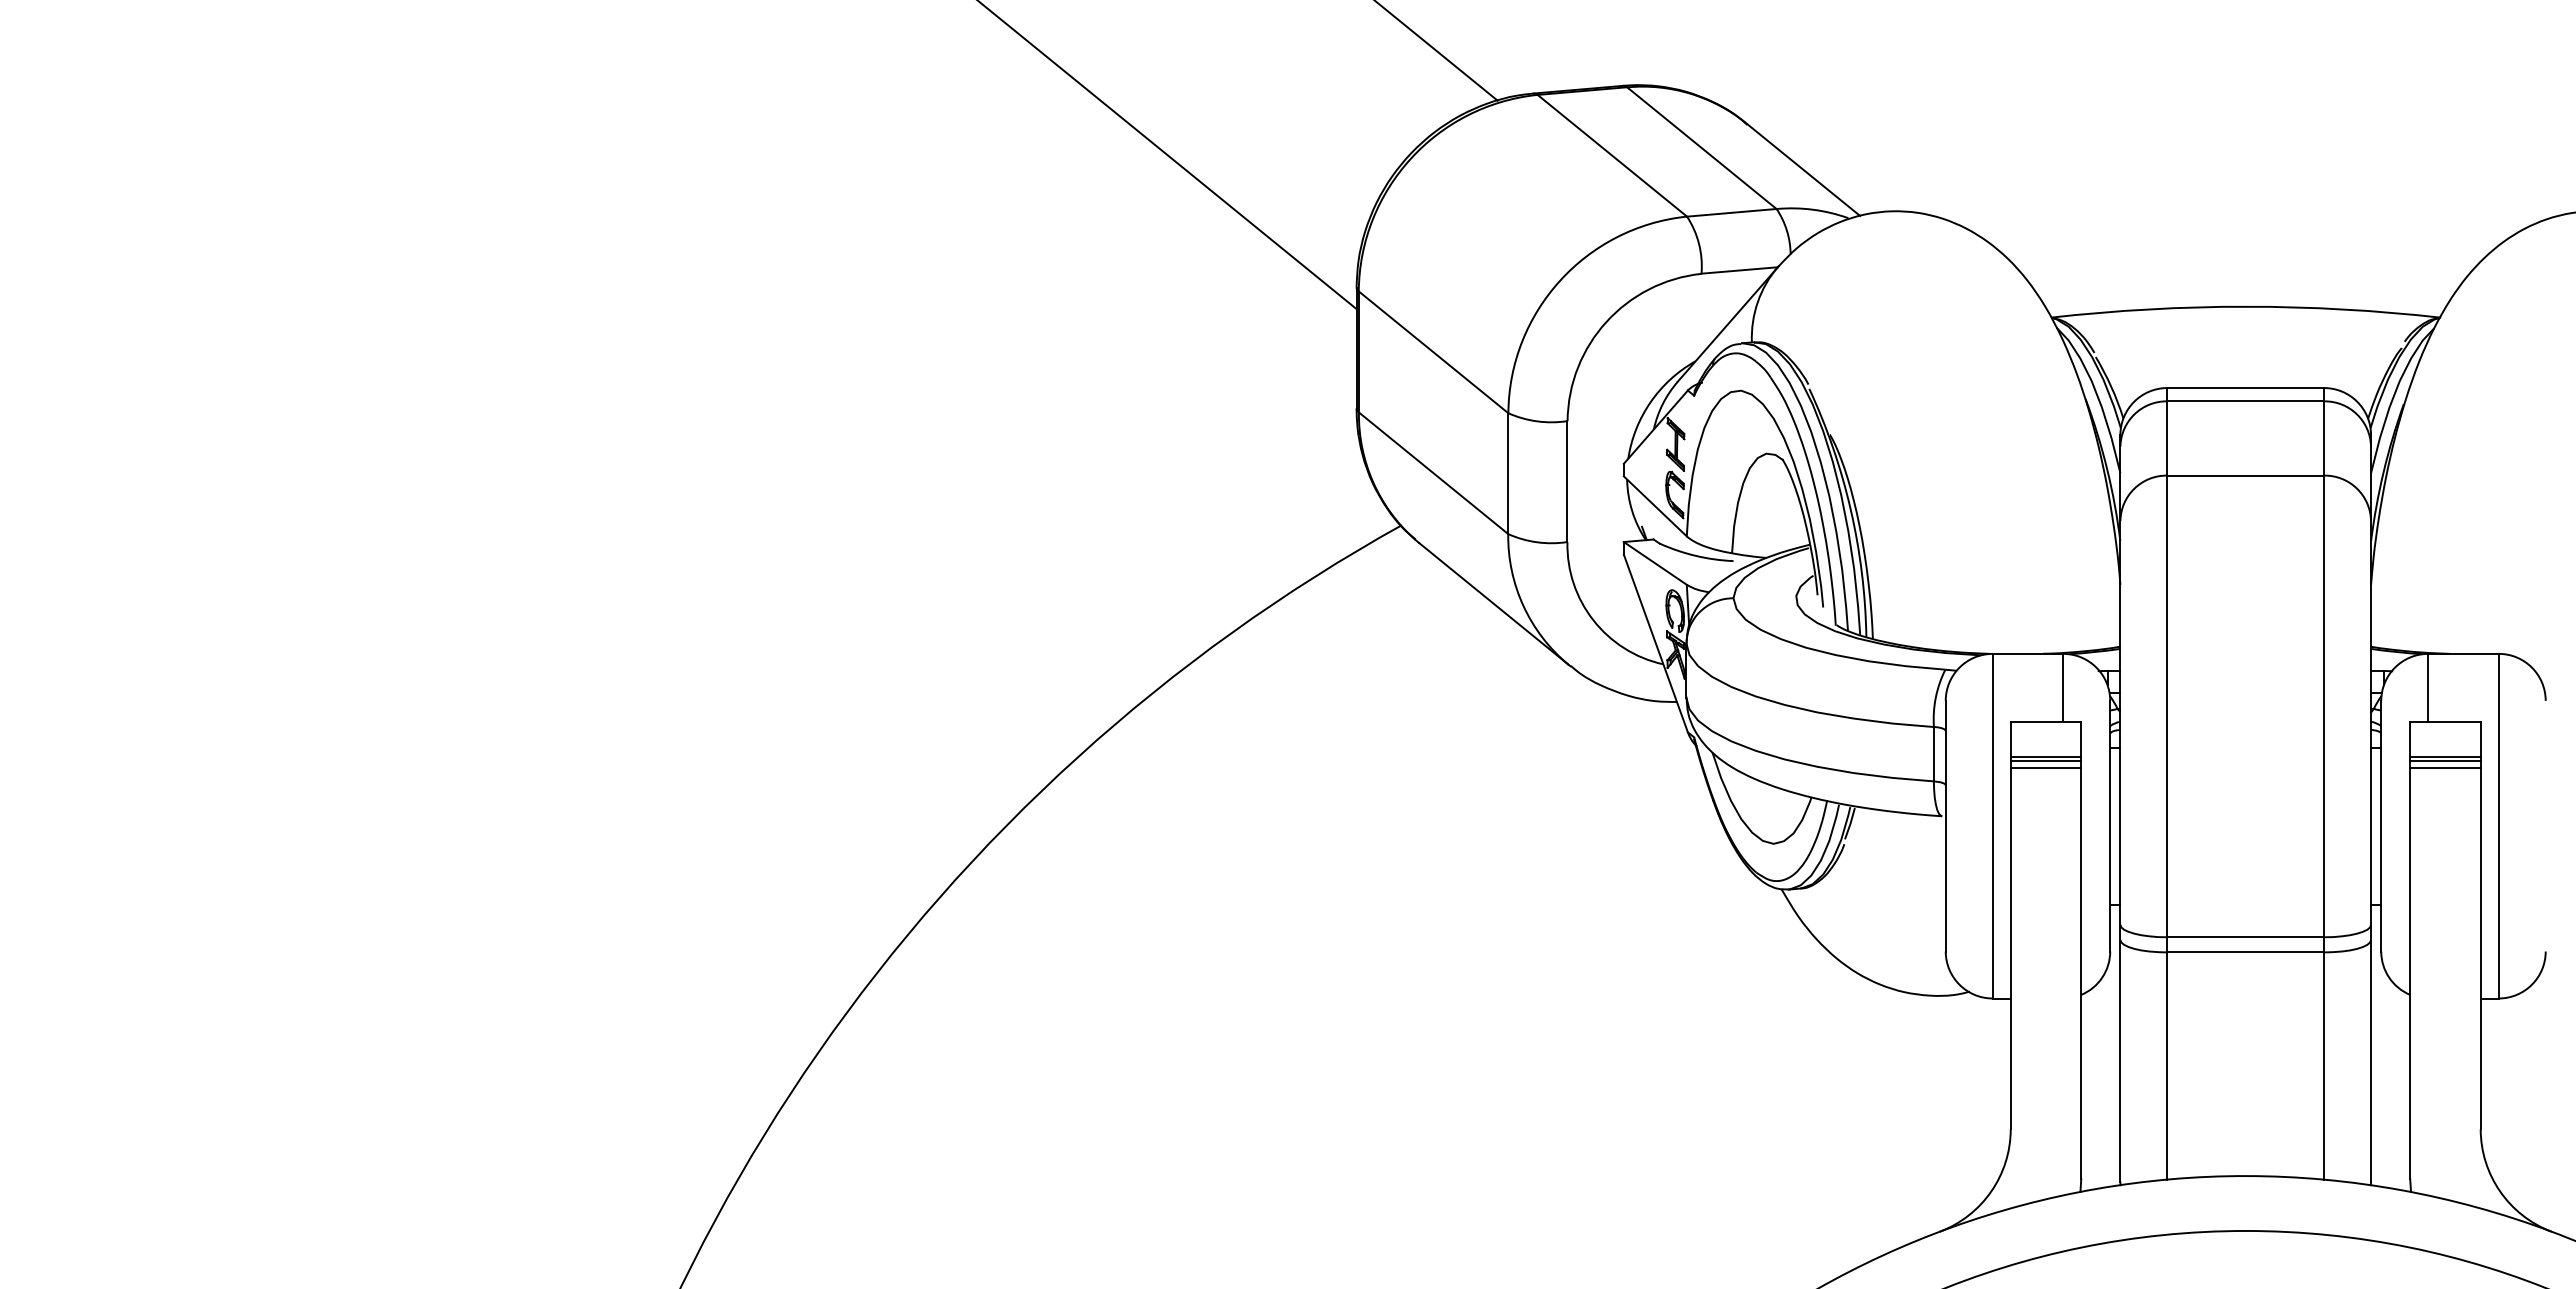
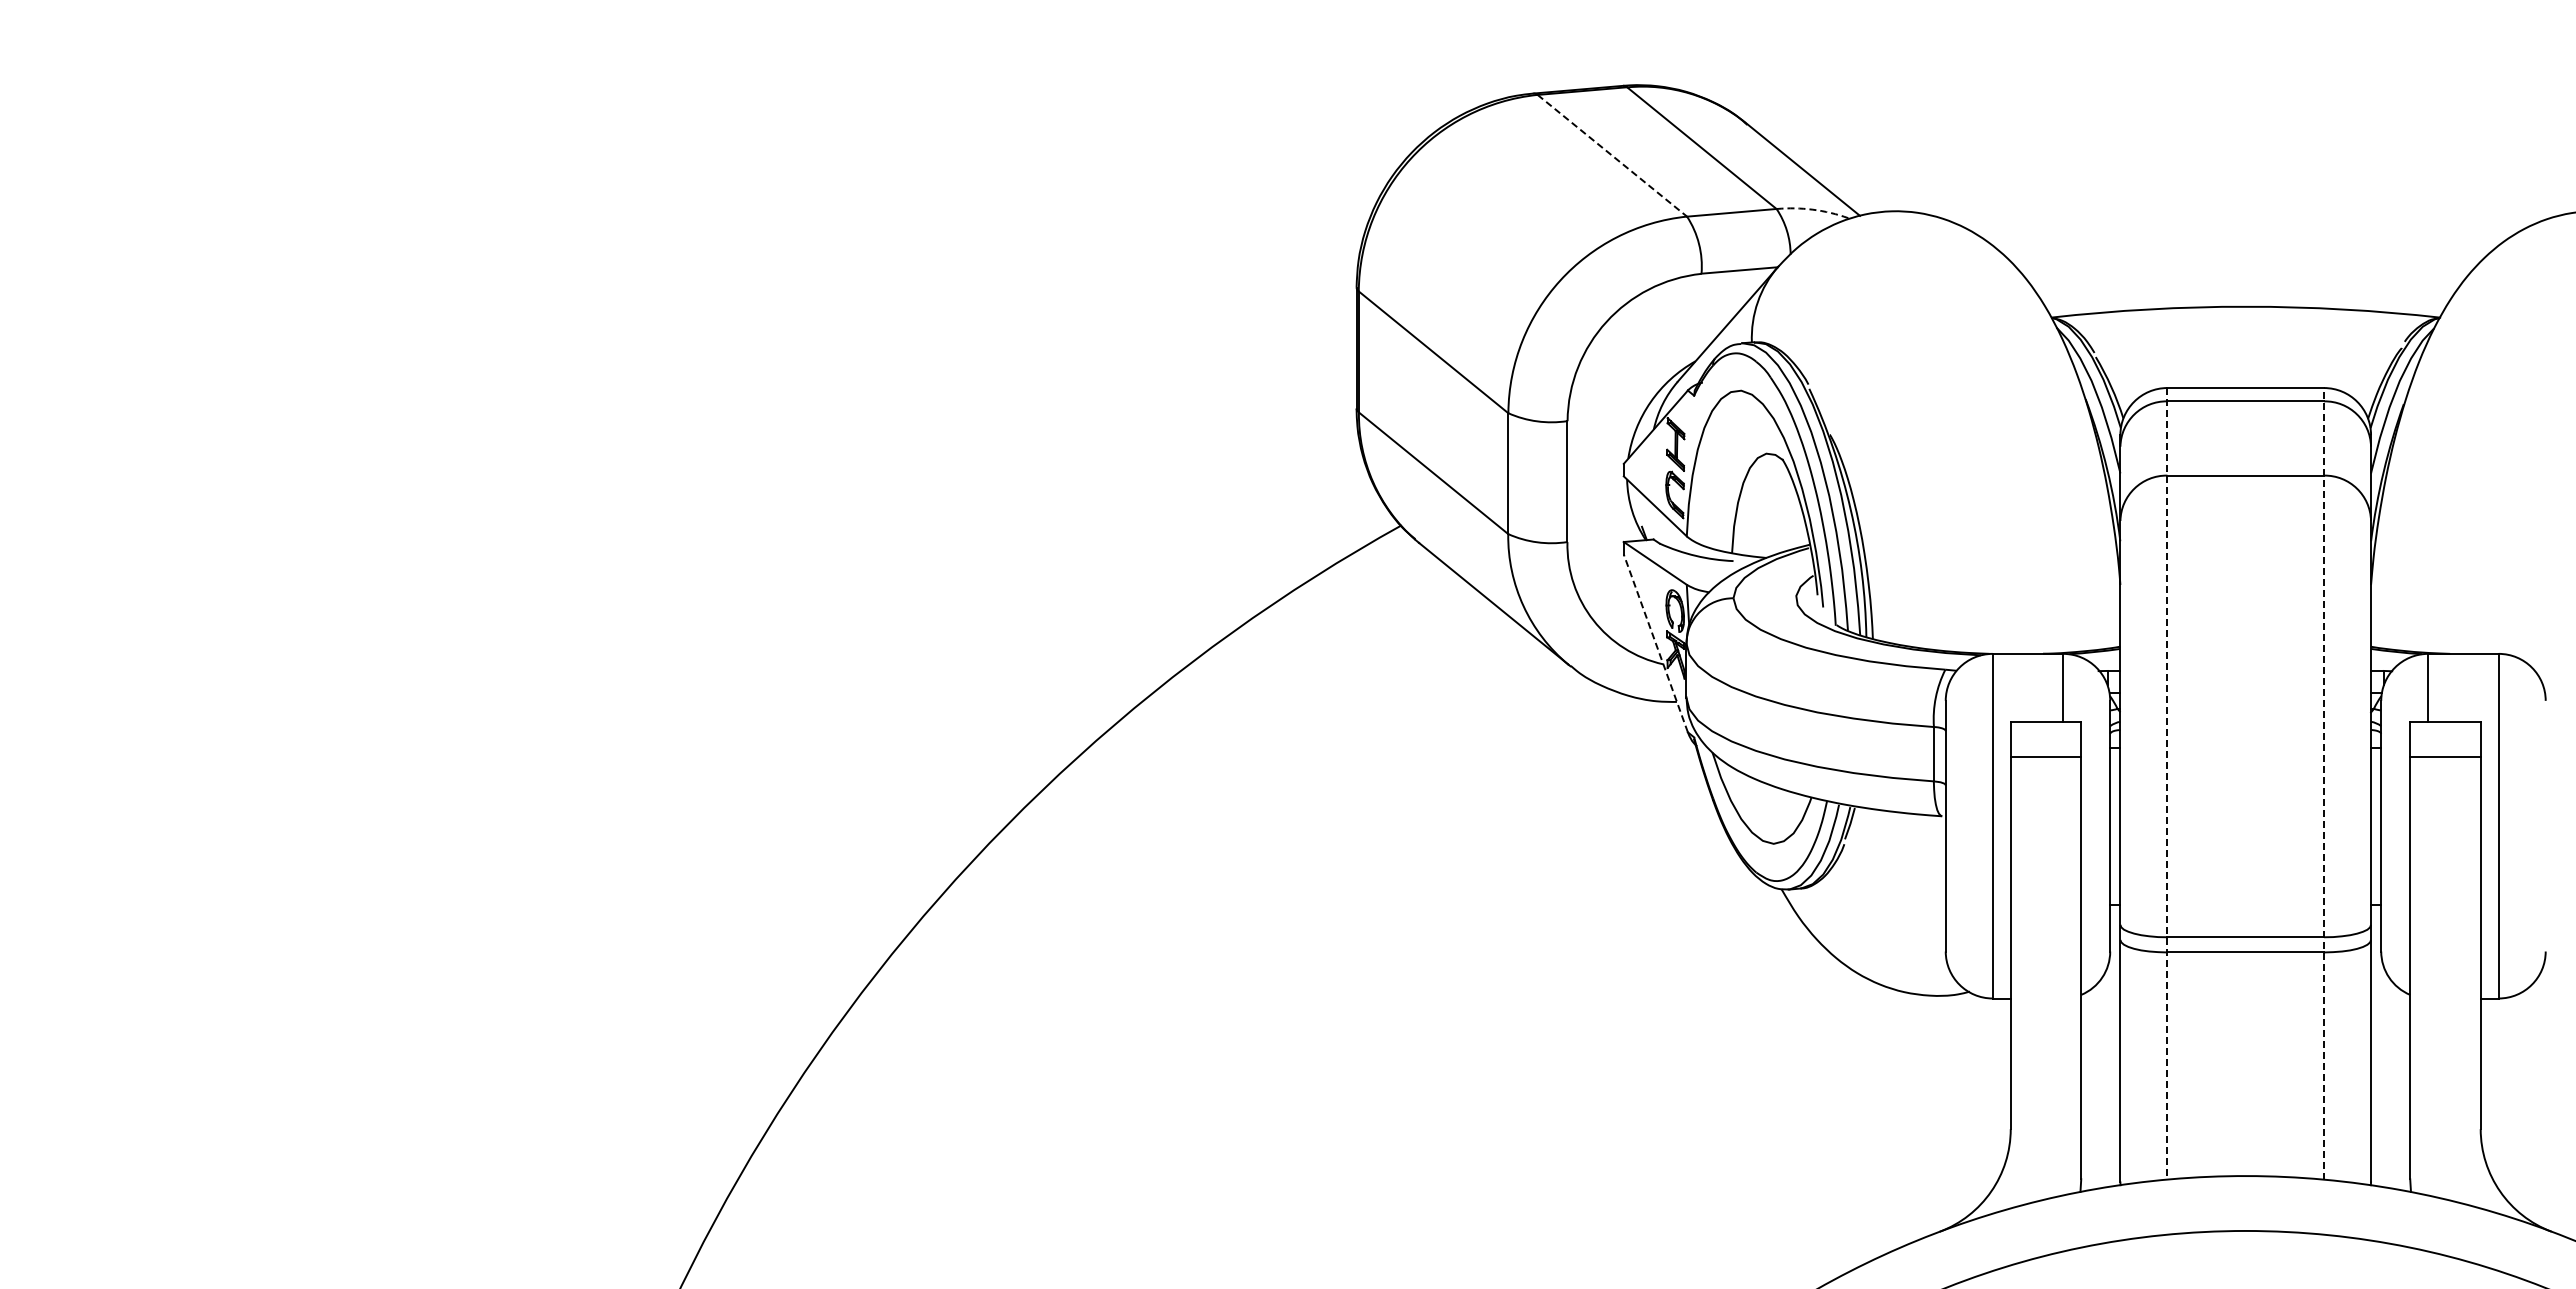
line: present -> none (1436, 51)
line: present -> none (1167, 155)
line: solid -> dashed (1612, 156)
arc: solid -> dashed (1812, 209)
line: solid -> dashed (1655, 642)
line: present -> none (2045, 760)
line: present -> none (2445, 760)
line: present -> none (2045, 768)
line: present -> none (2445, 768)
line: solid -> dashed (2167, 783)
line: solid -> dashed (2324, 783)
